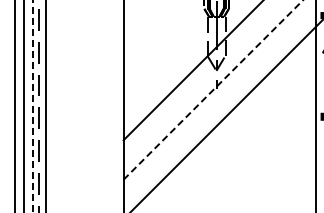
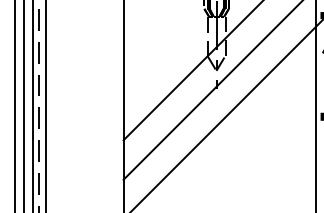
line: dashed -> solid (213, 90)
line: dashed -> solid (33, 106)
